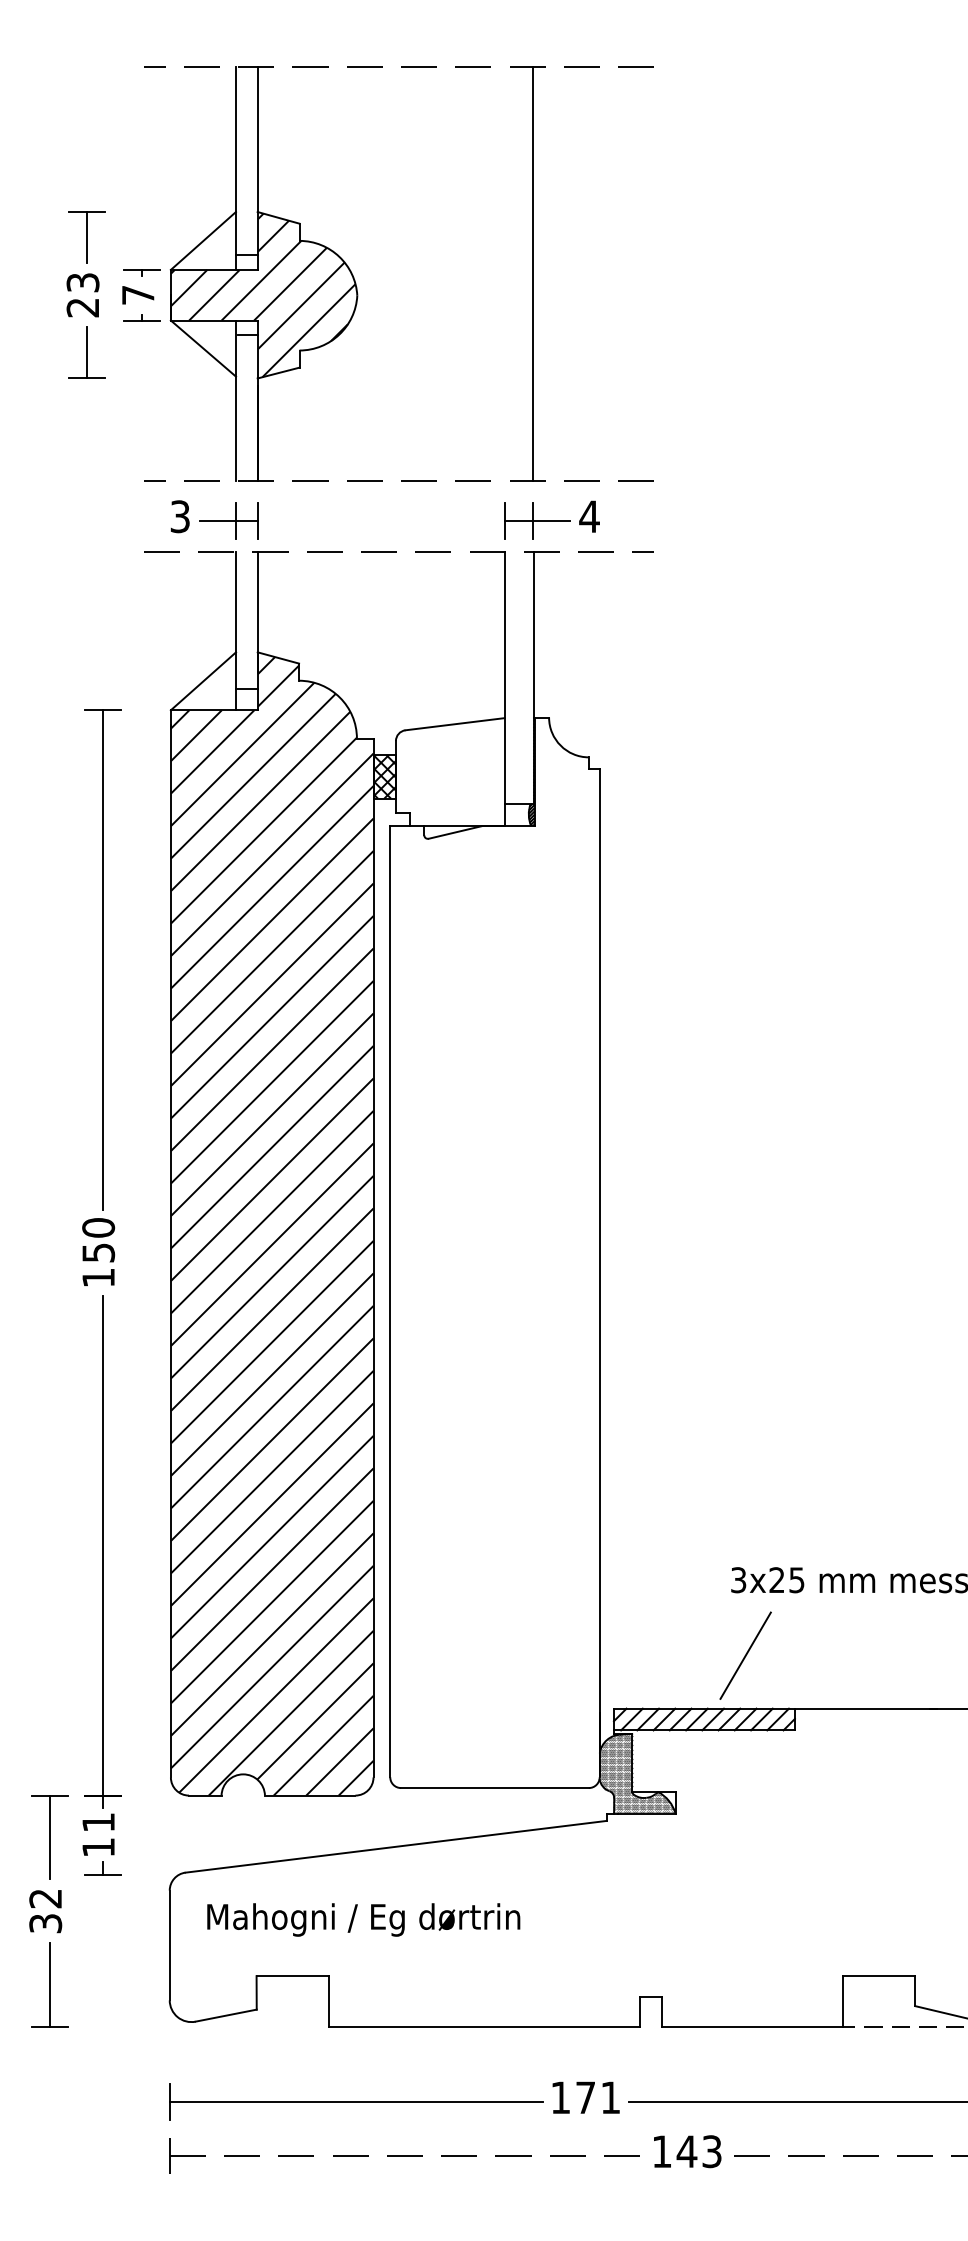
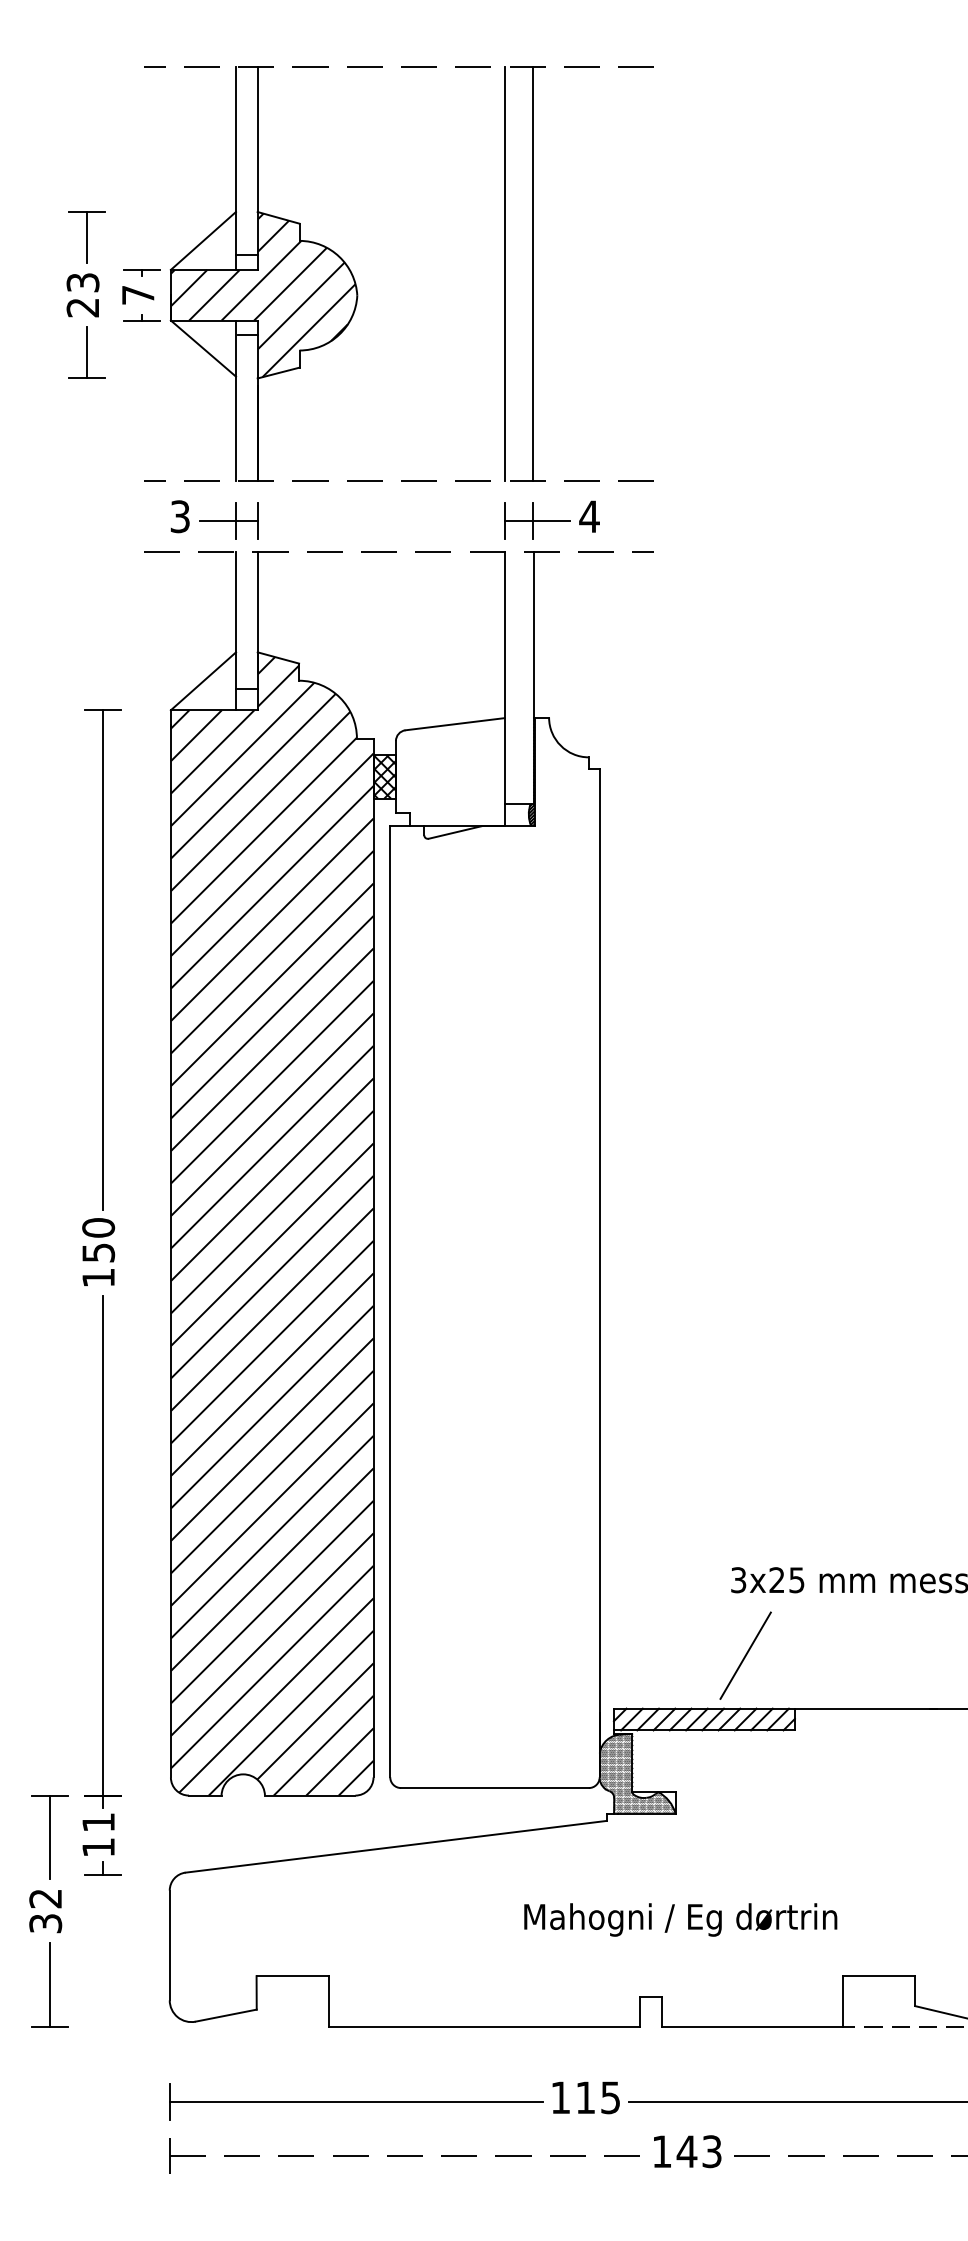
line: none -> present (504, 273)
text position: (363, 1919) -> (680, 1919) (680, 1919)
text: 171 -> 115 (597, 2097)
